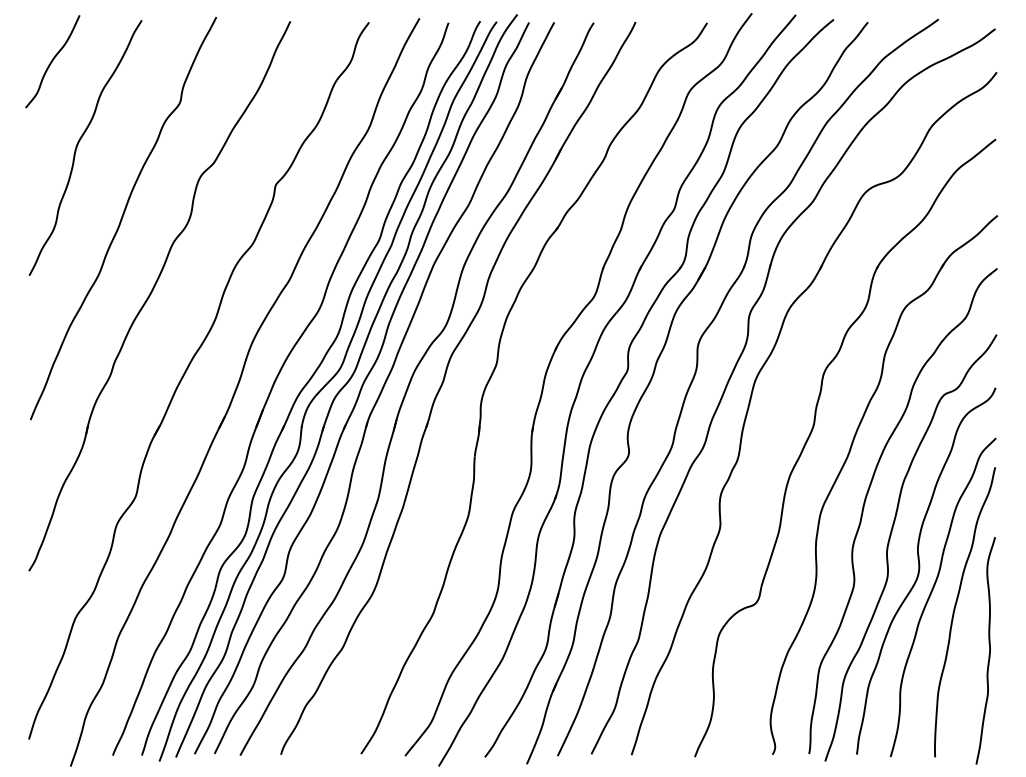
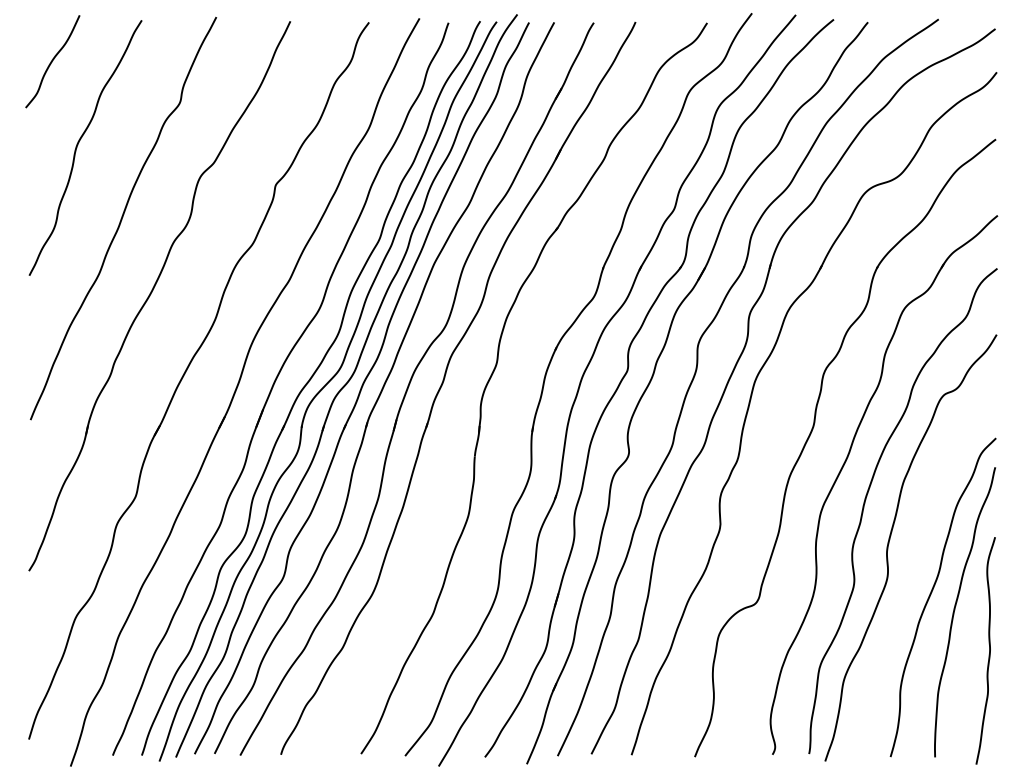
curve: present -> none (920, 569)
